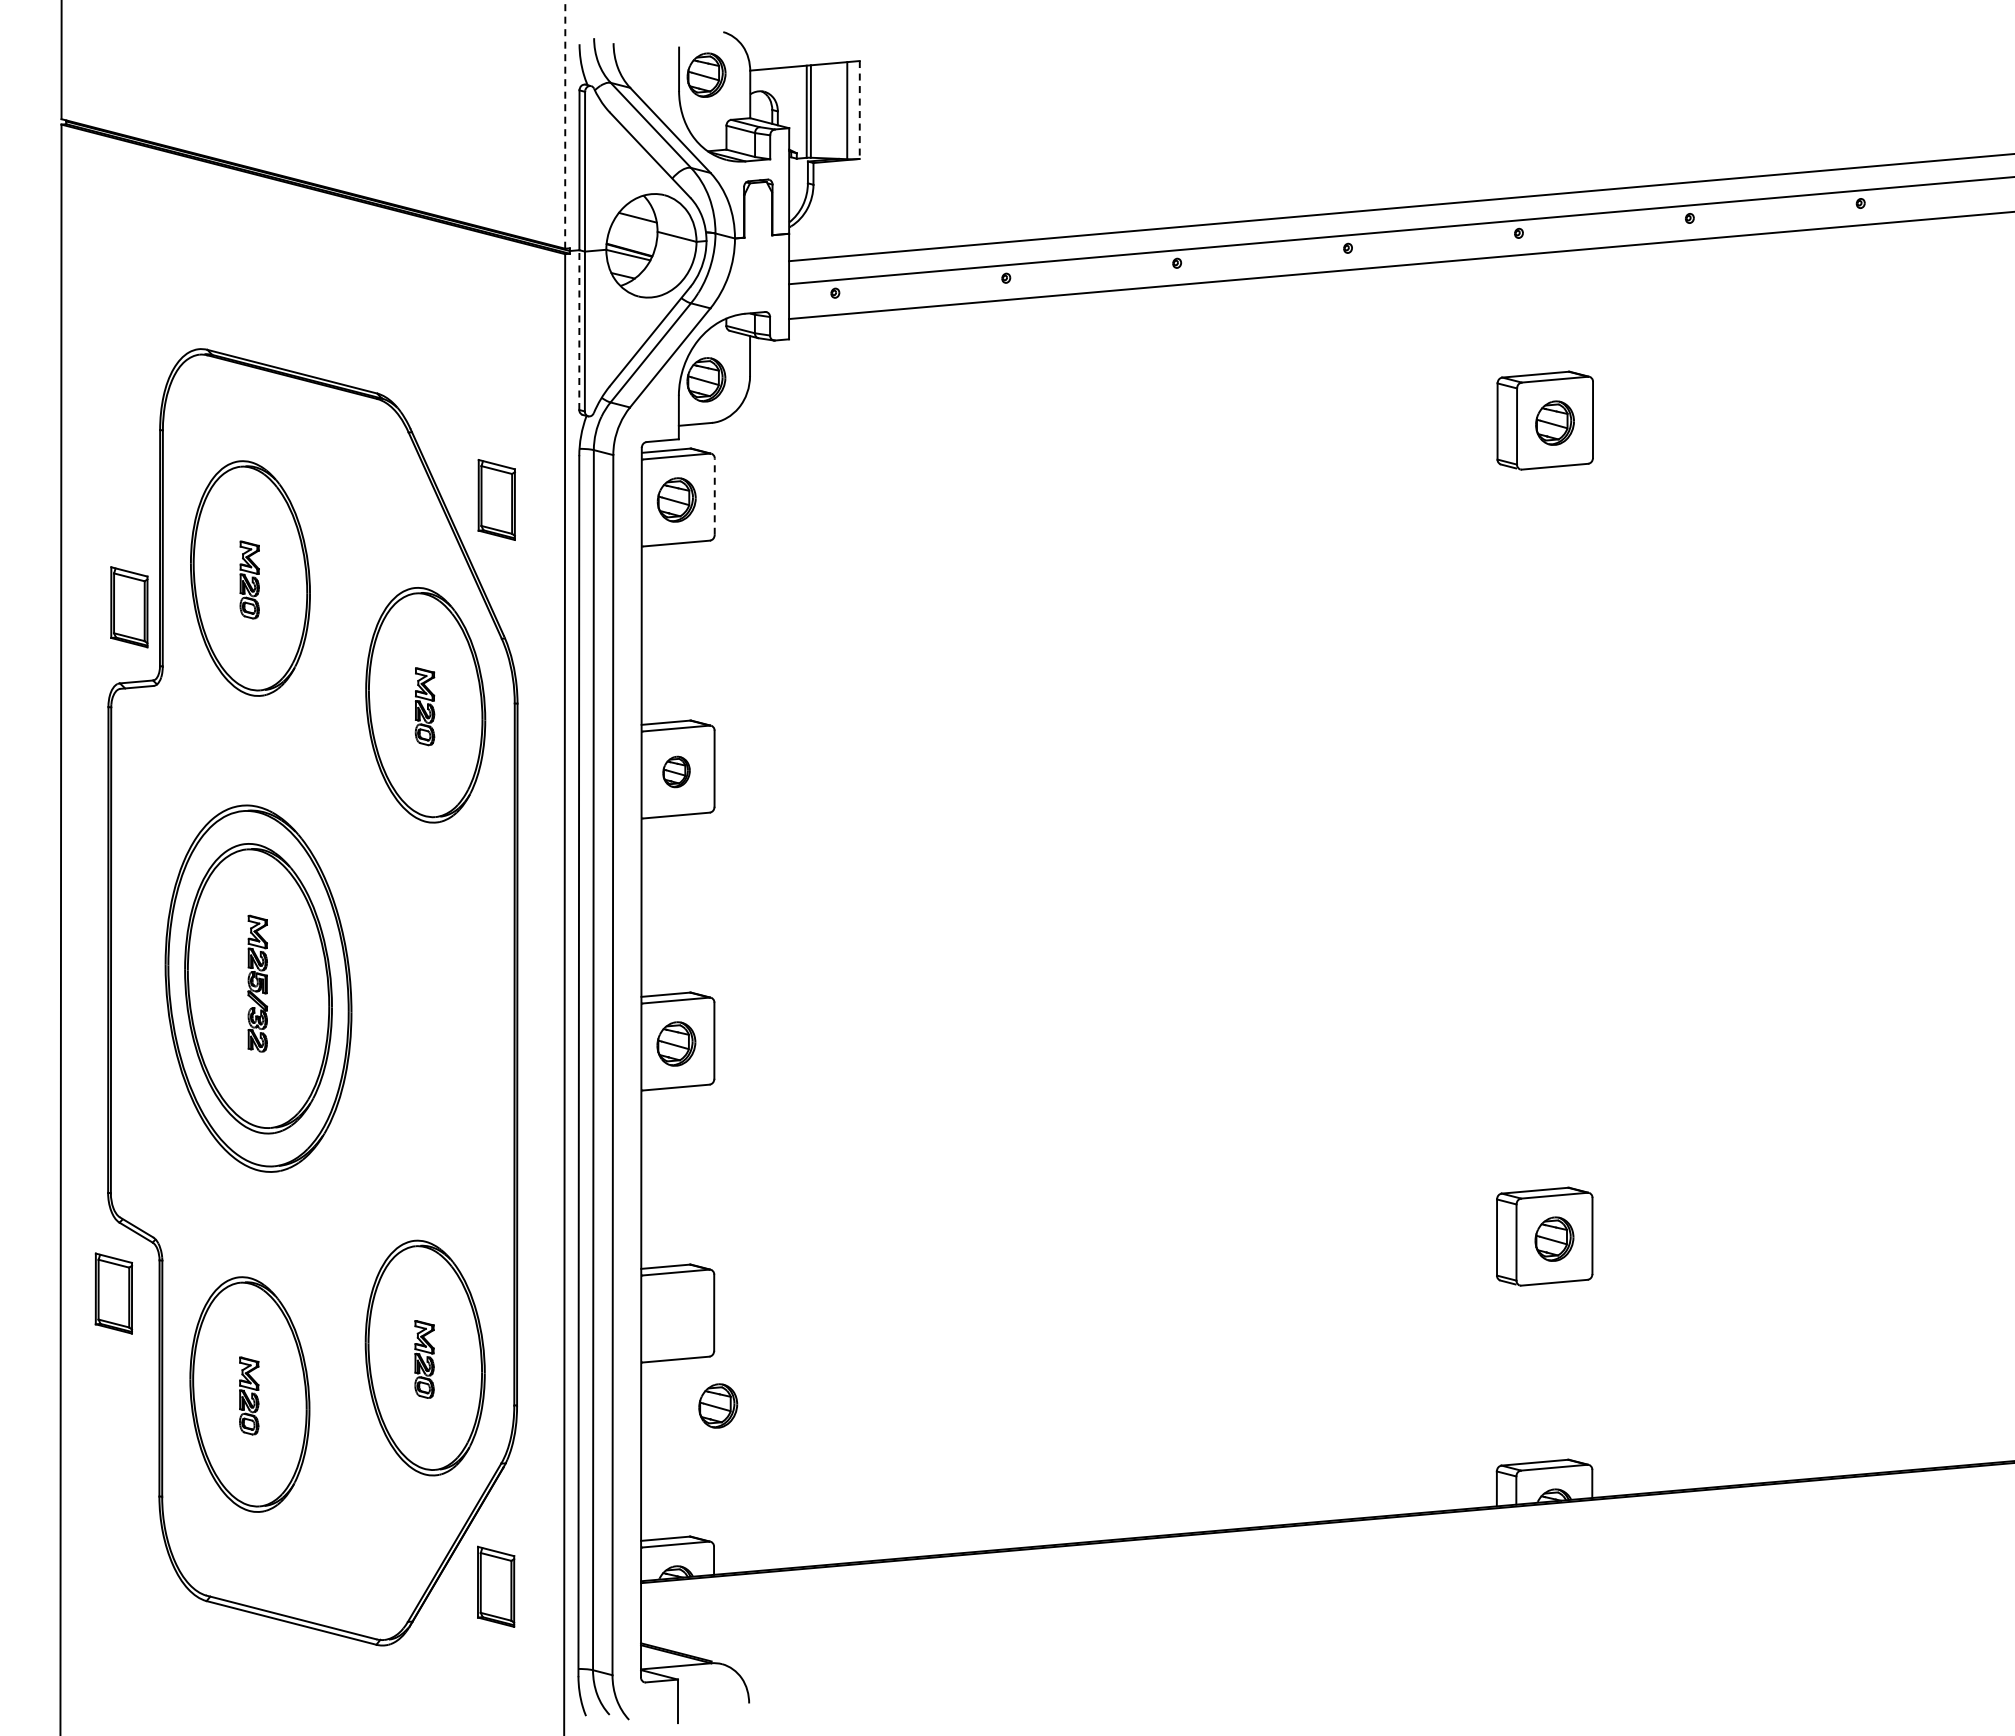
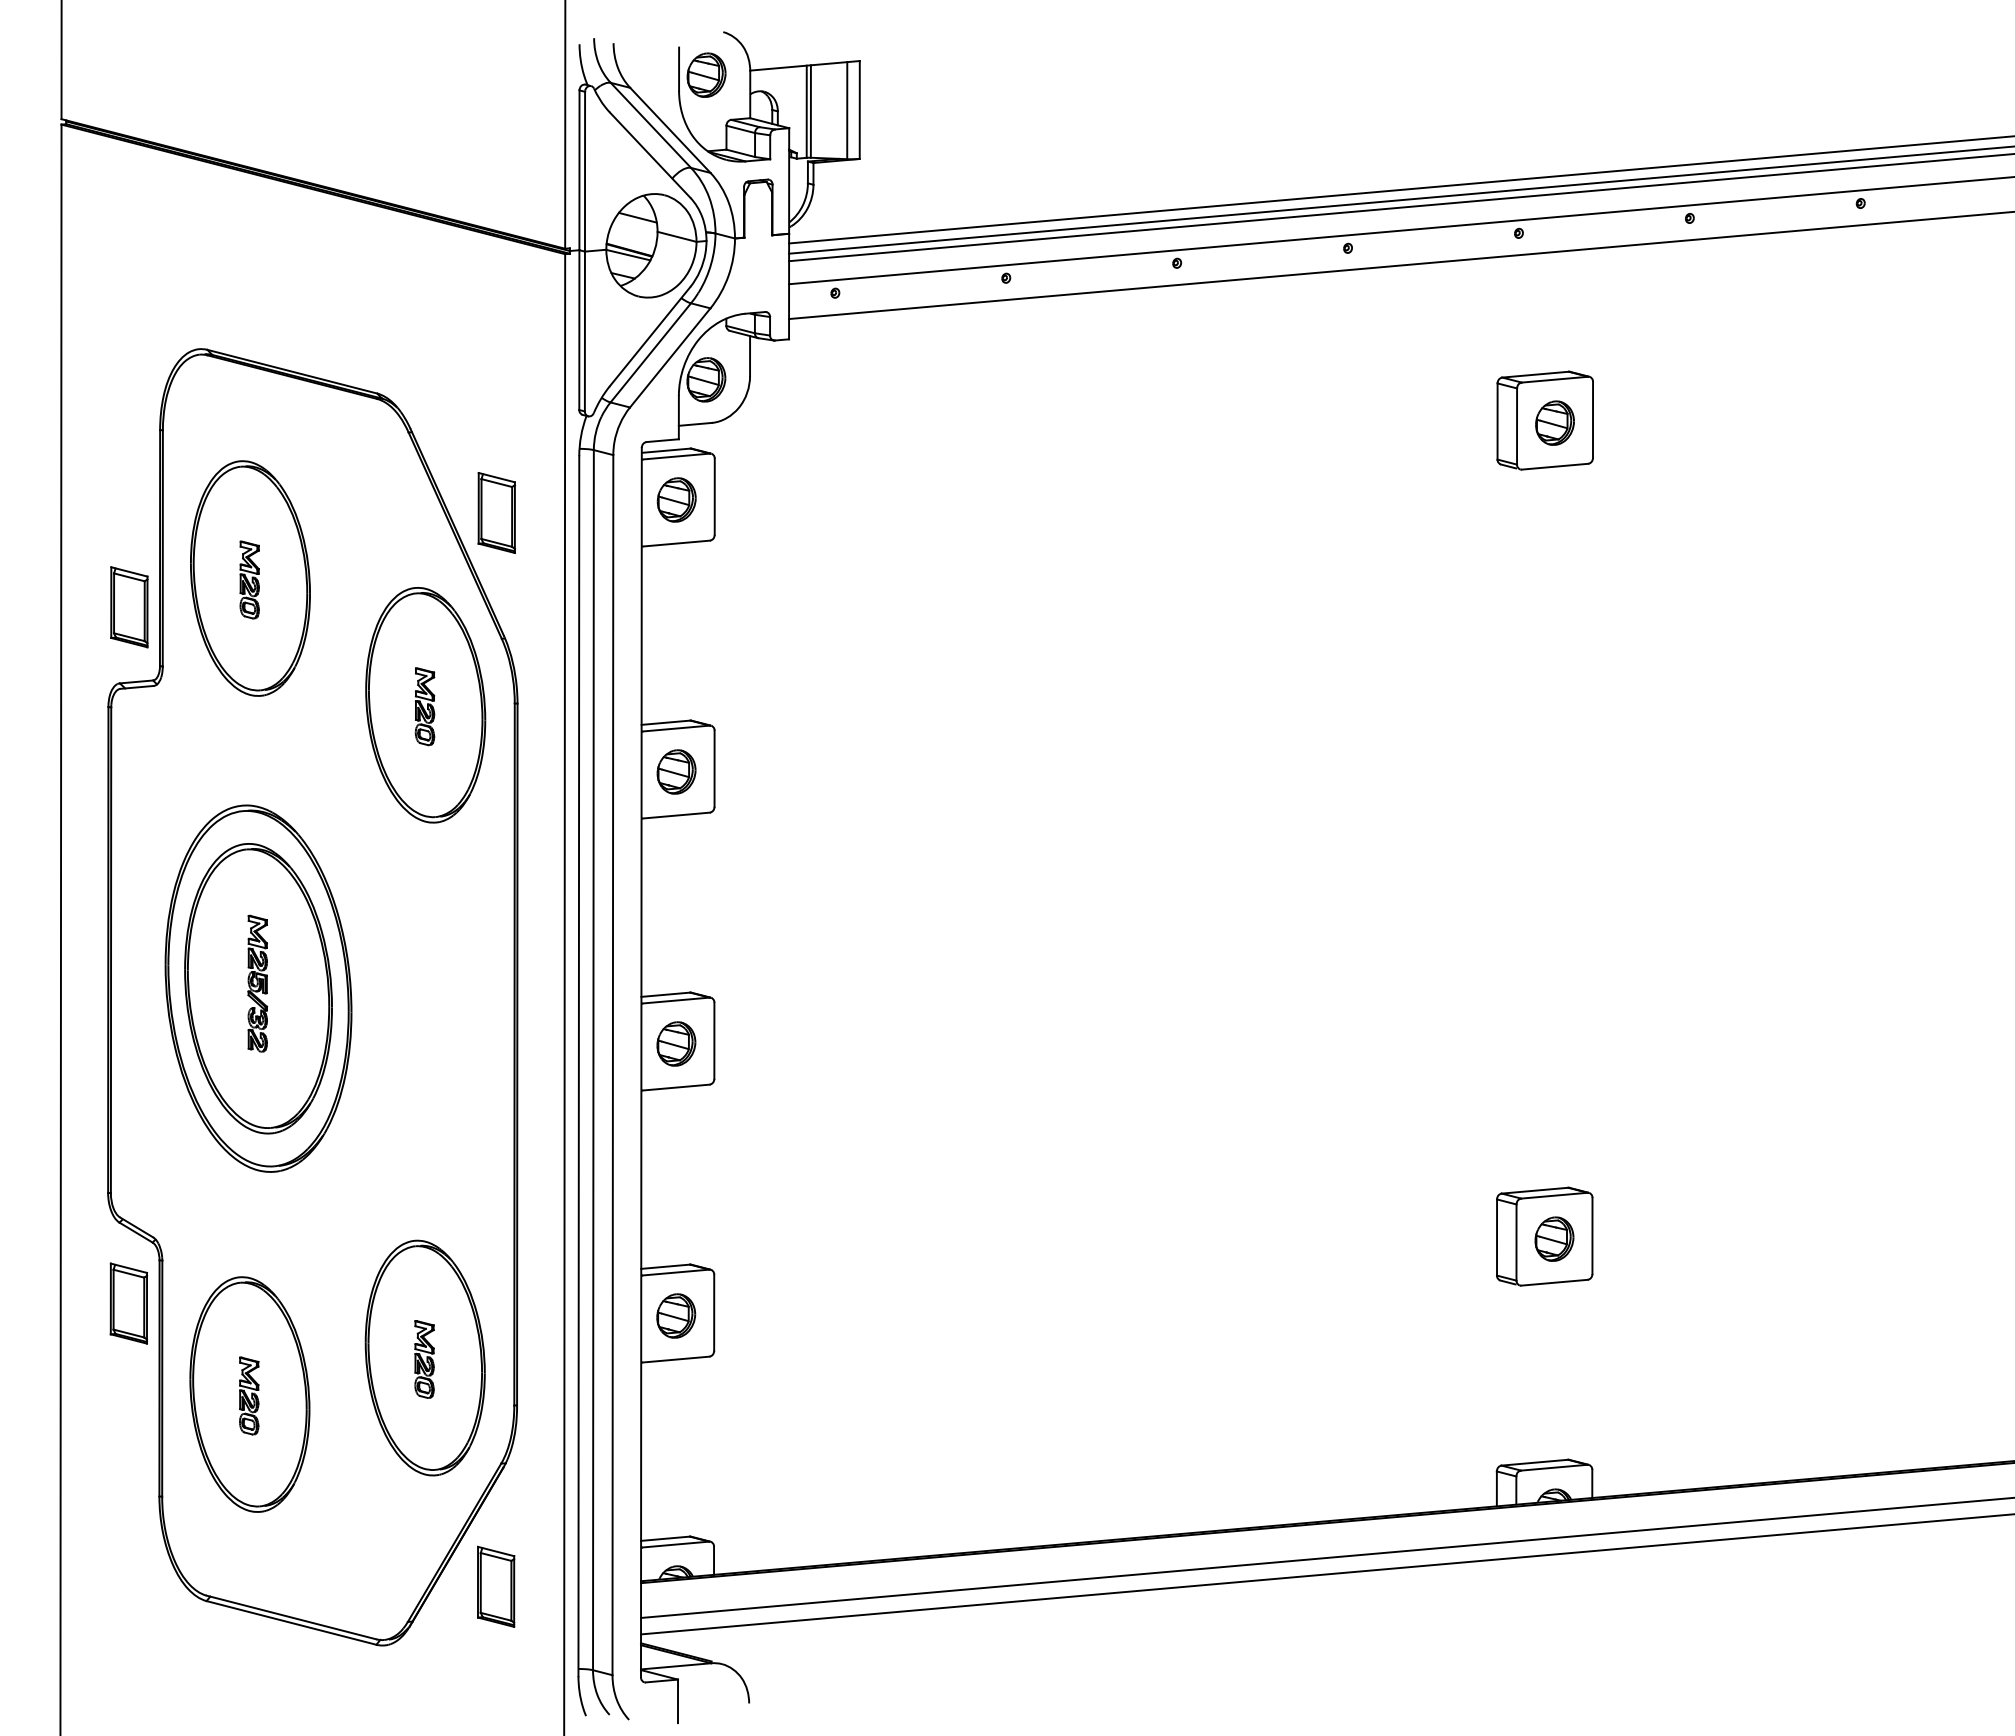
line: dashed -> solid (859, 110)
line: dashed -> solid (565, 124)
line: none -> present (1400, 189)
line: none -> present (1400, 199)
line: dashed -> solid (579, 330)
line: dashed -> solid (714, 496)
part position: (496, 499) -> (496, 512) (496, 512)
part size: 29x34 px -> 41x46 px (676, 771)
part position: (113, 1293) -> (128, 1303) (128, 1303)
part position: (718, 1405) -> (676, 1315) (676, 1315)
line: none -> present (1326, 1557)
line: none -> present (1326, 1574)
